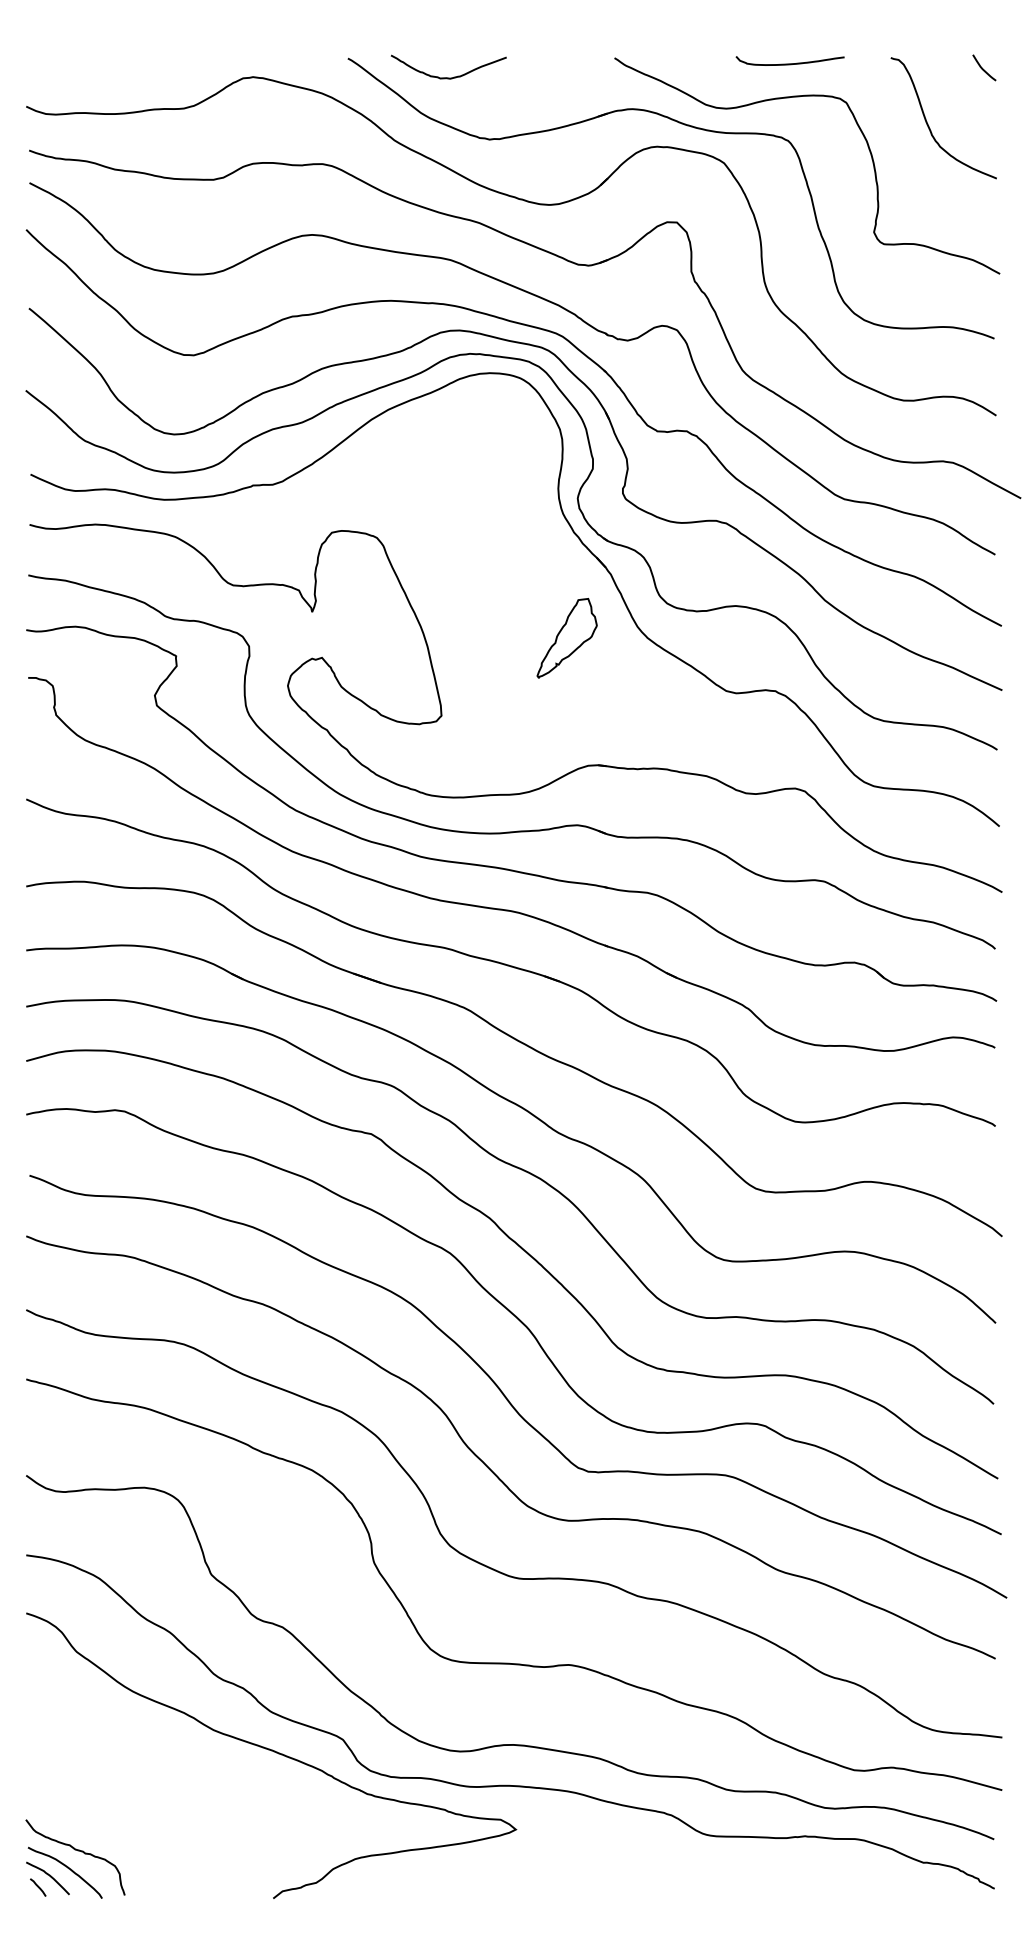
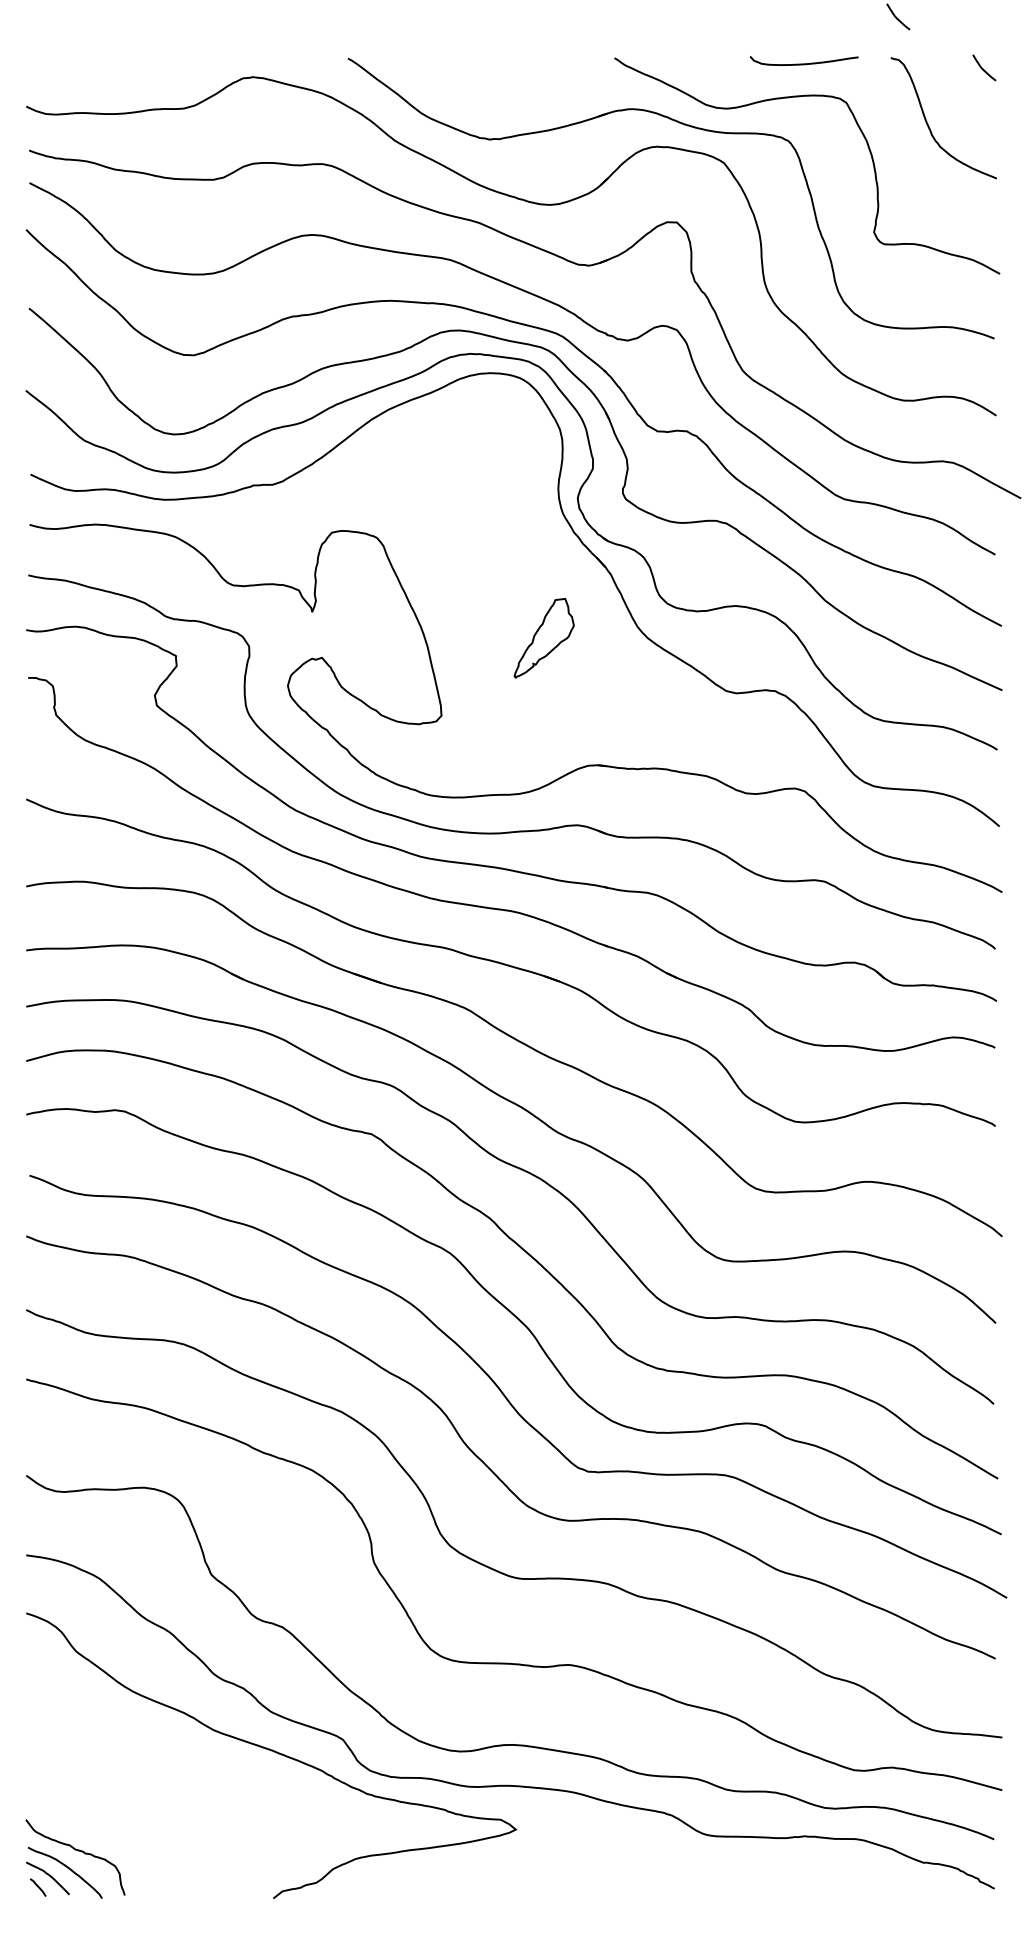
curve: none -> present (897, 17)
curve position: (789, 63) -> (803, 63) (803, 63)
curve: present -> none (448, 77)
part position: (566, 638) -> (543, 638) (543, 638)
